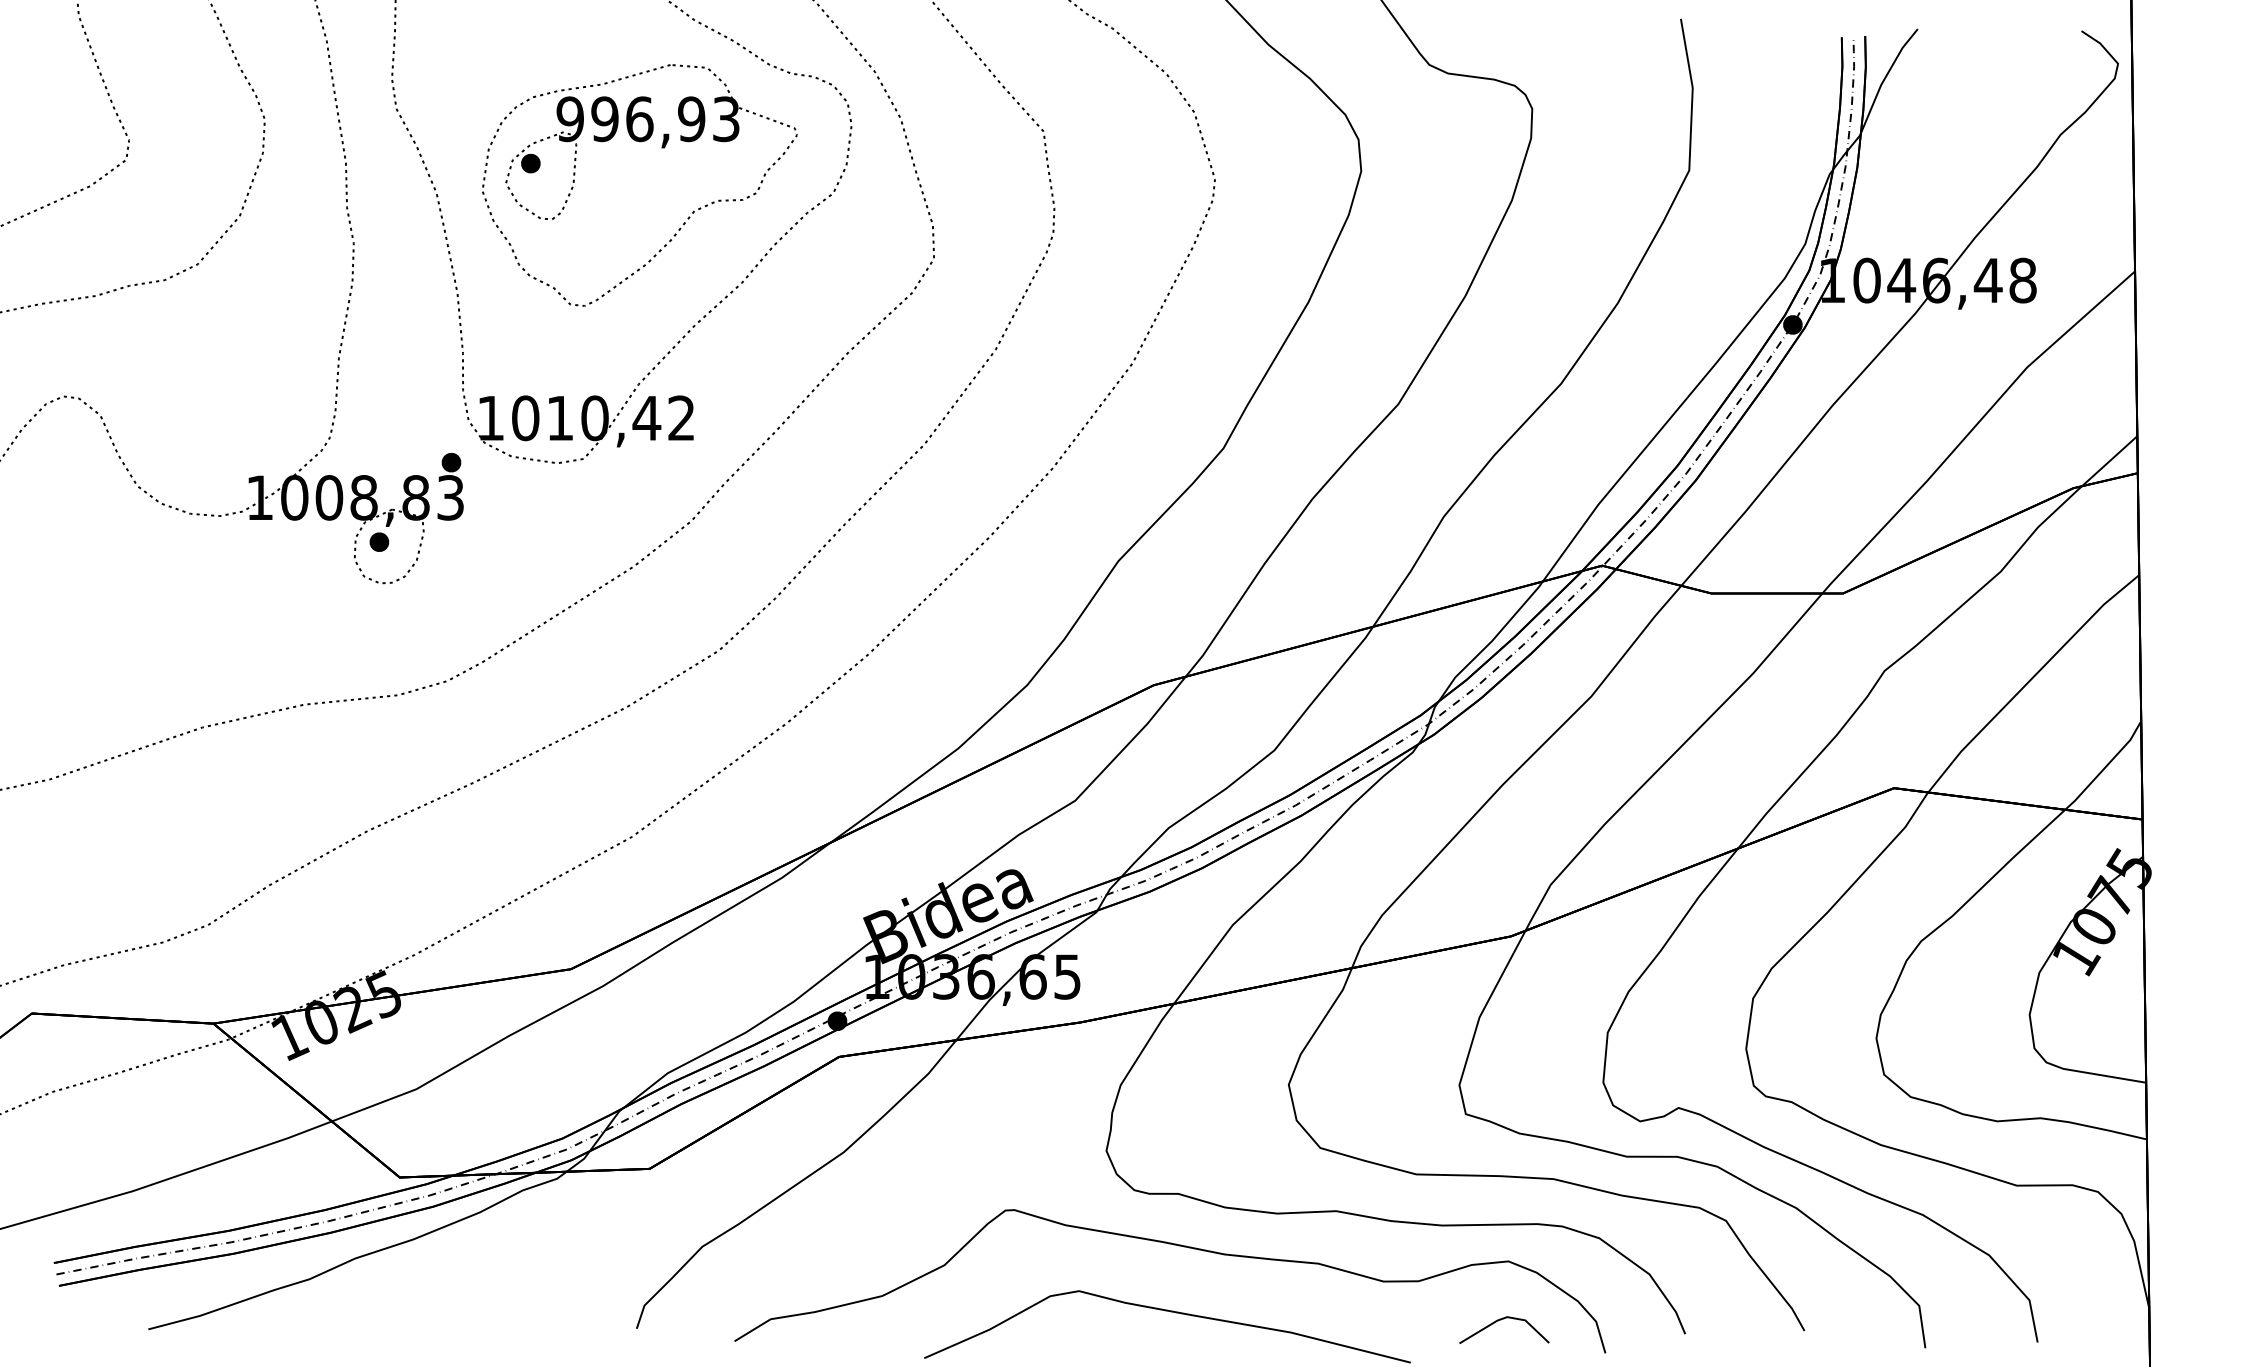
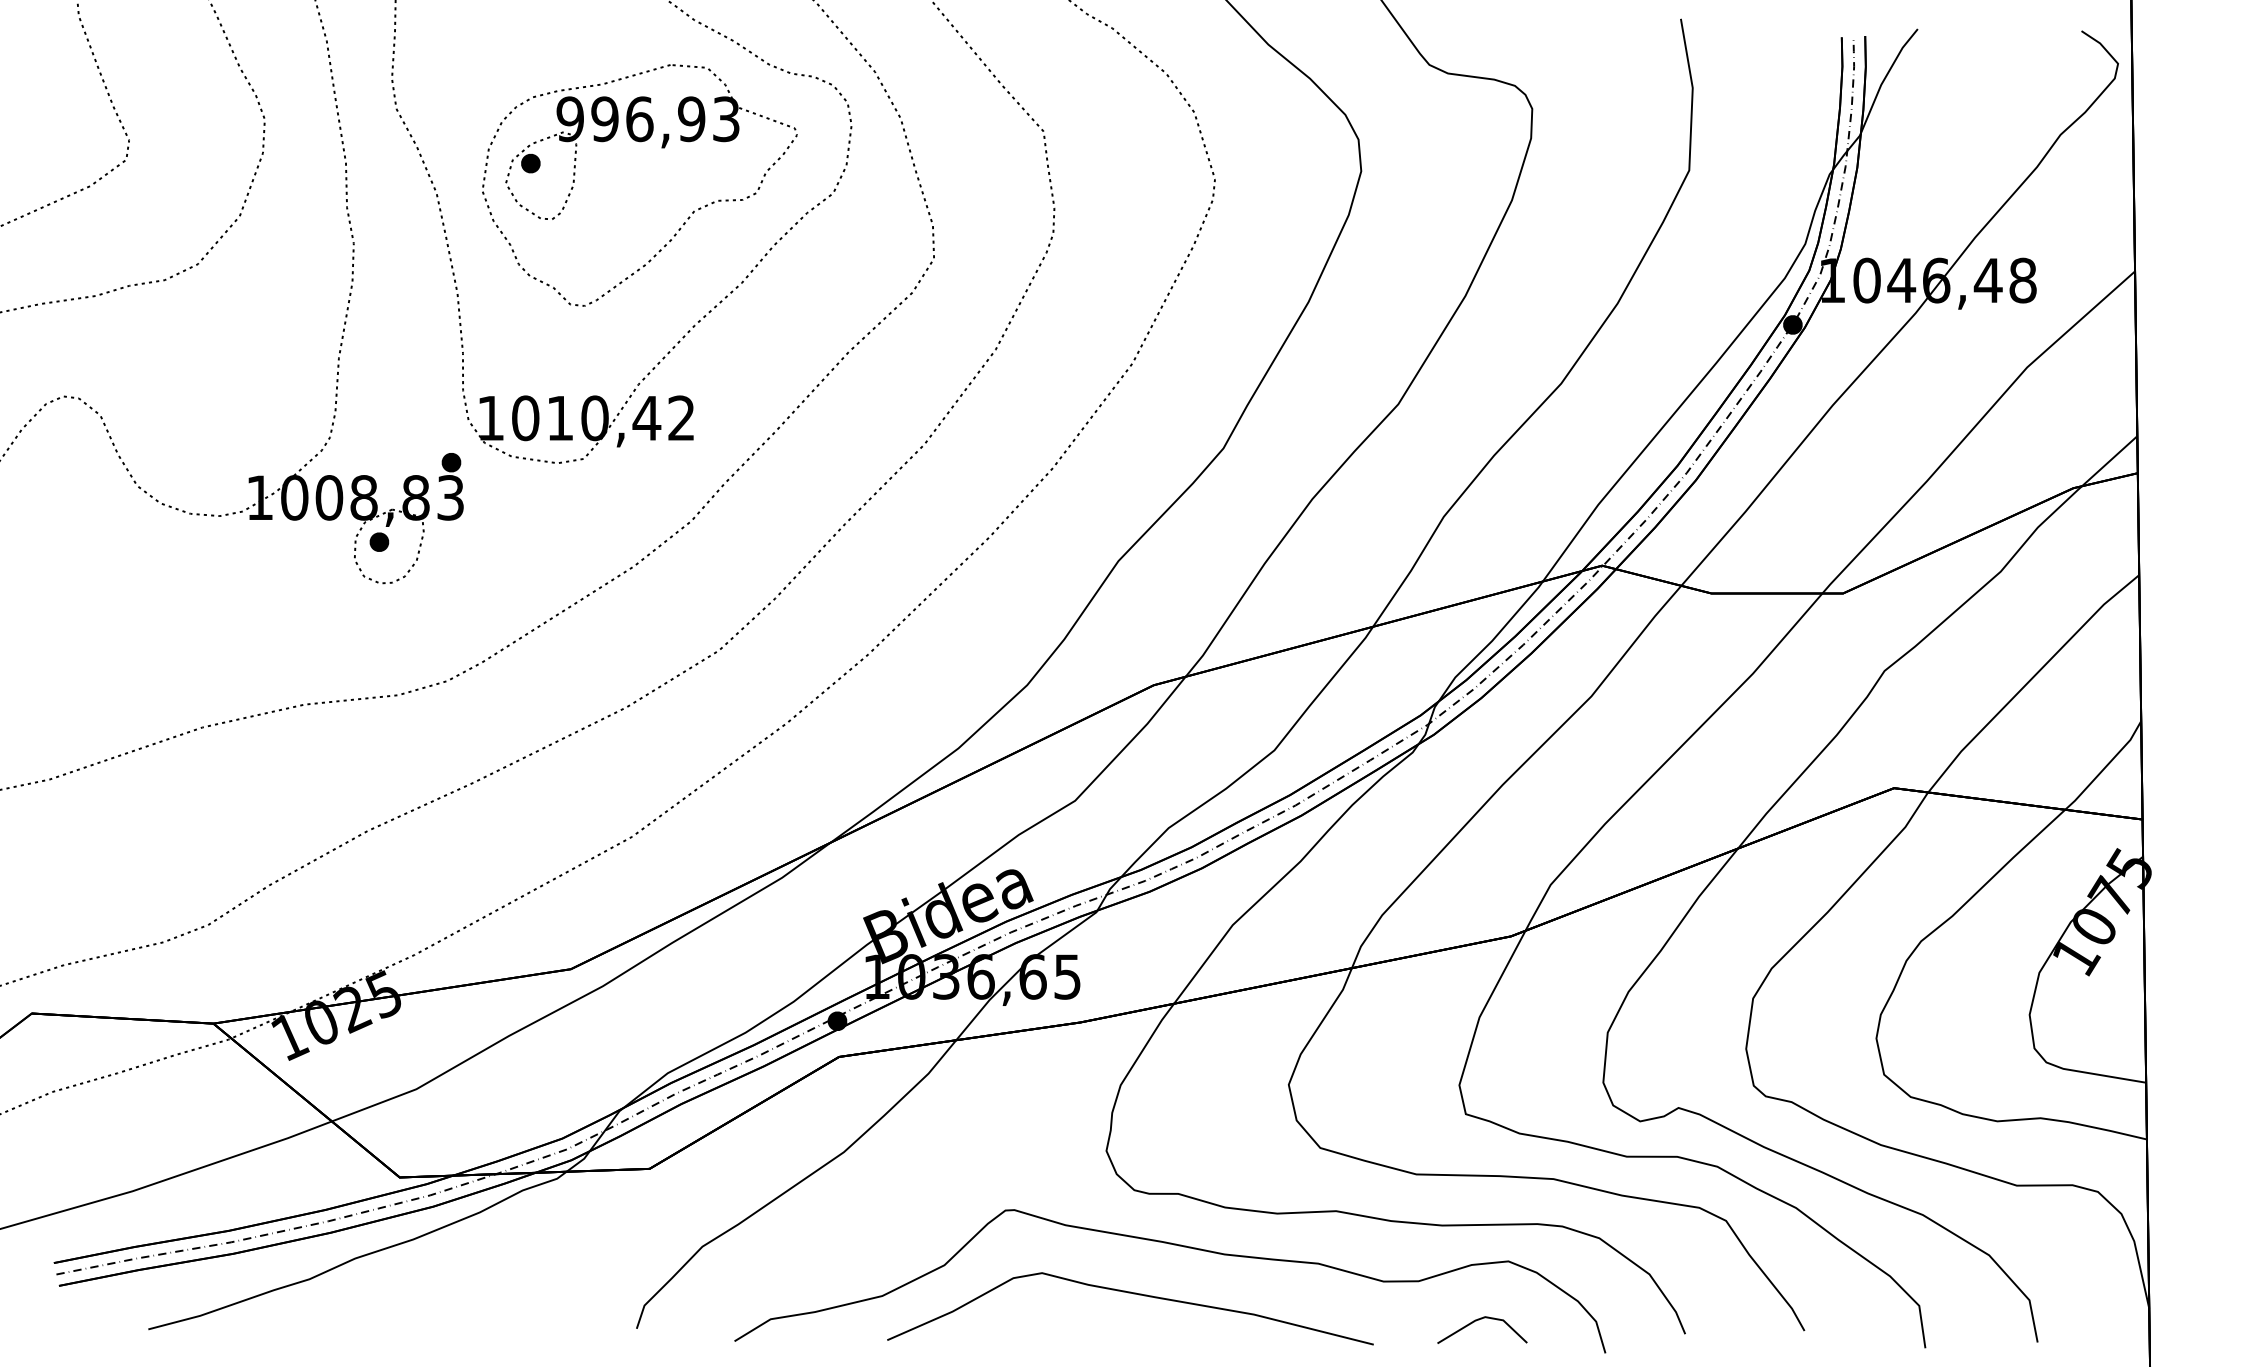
curve position: (1170, 1312) -> (1133, 1294) (1133, 1294)
line position: (1501, 1320) -> (1479, 1320) (1479, 1320)
